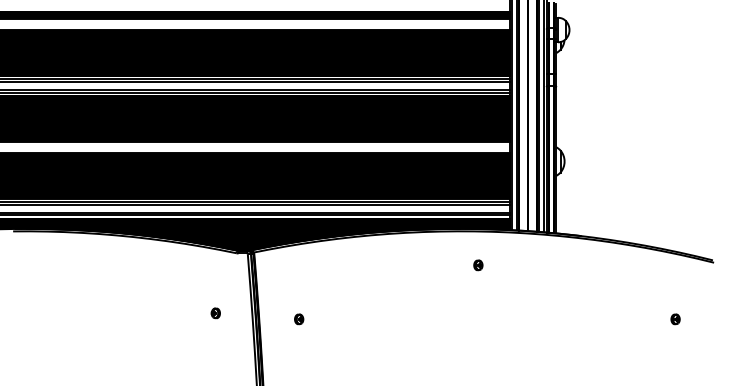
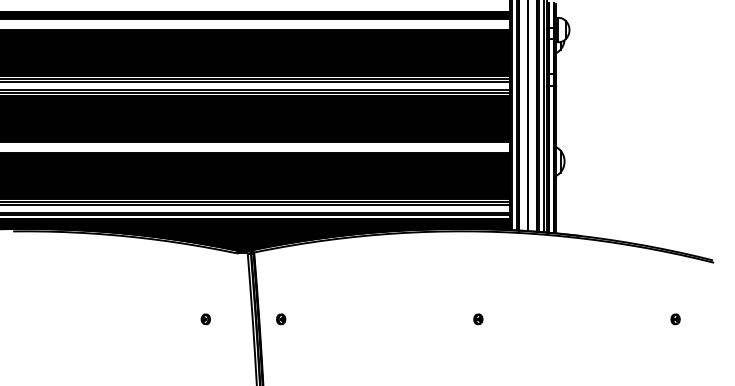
part position: (478, 265) -> (478, 319) (478, 319)
part position: (215, 313) -> (205, 319) (205, 319)
part position: (299, 319) -> (281, 319) (281, 319)
